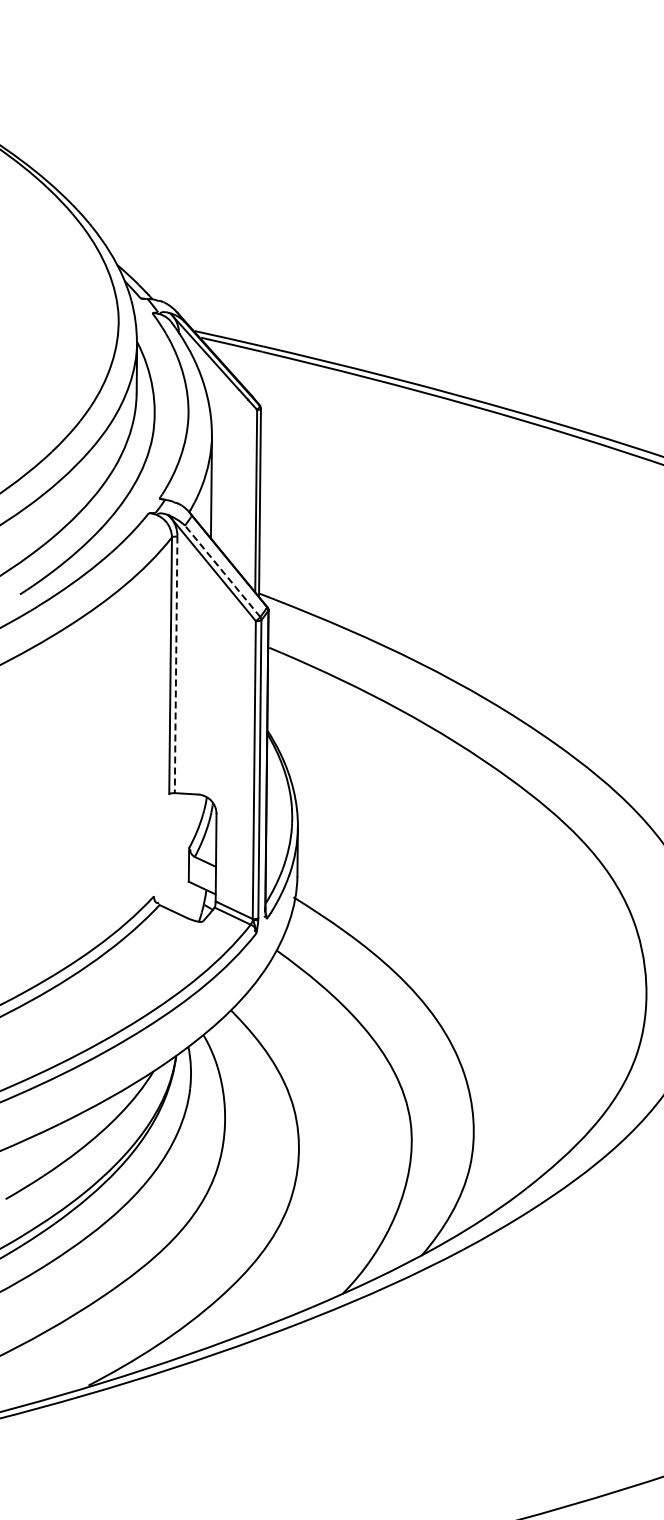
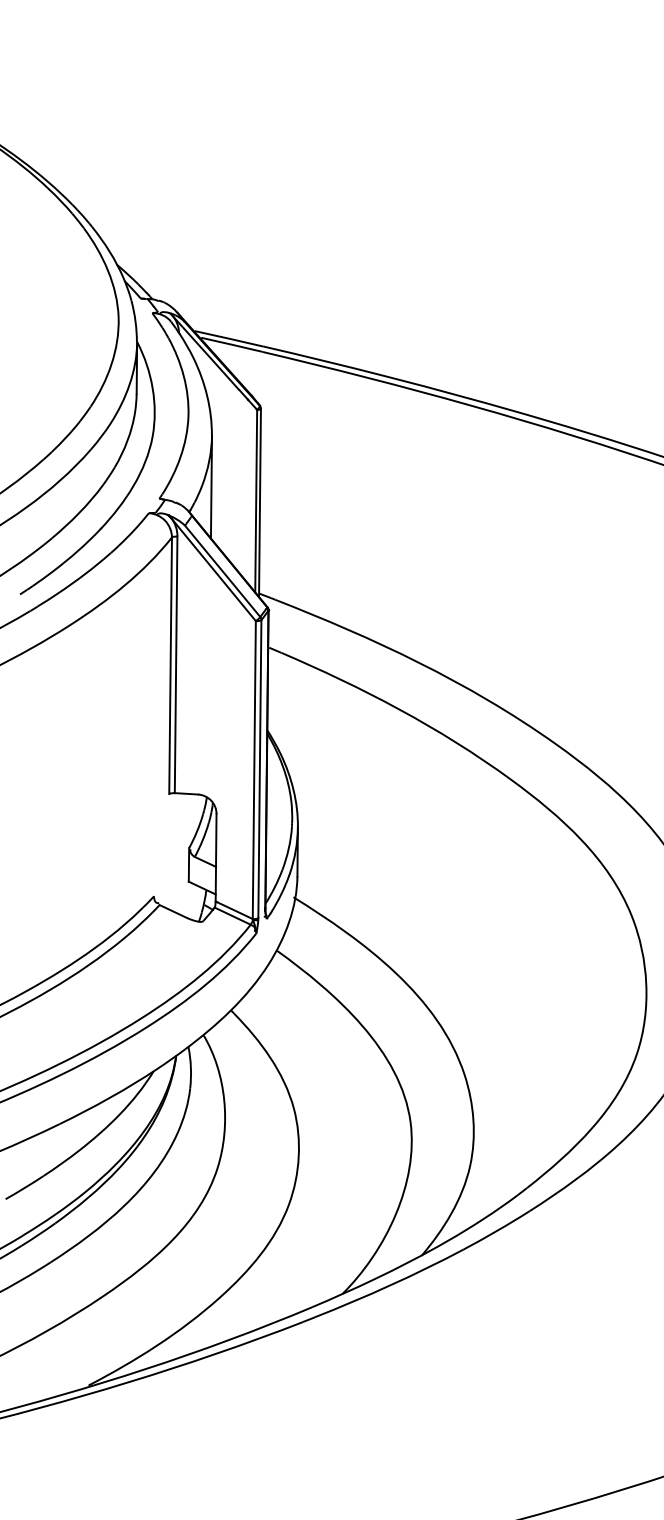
line: dashed -> solid (222, 570)
line: dashed -> solid (176, 665)
